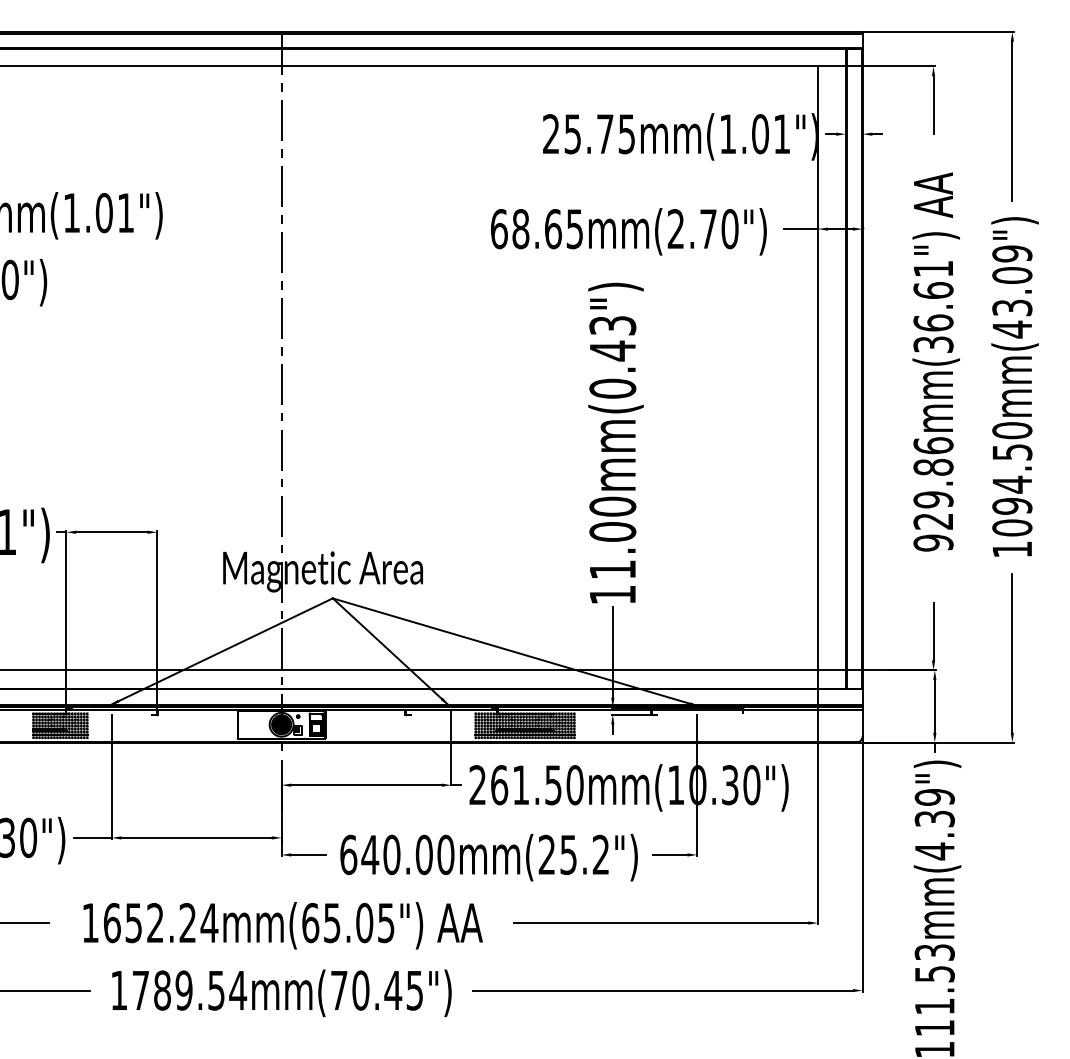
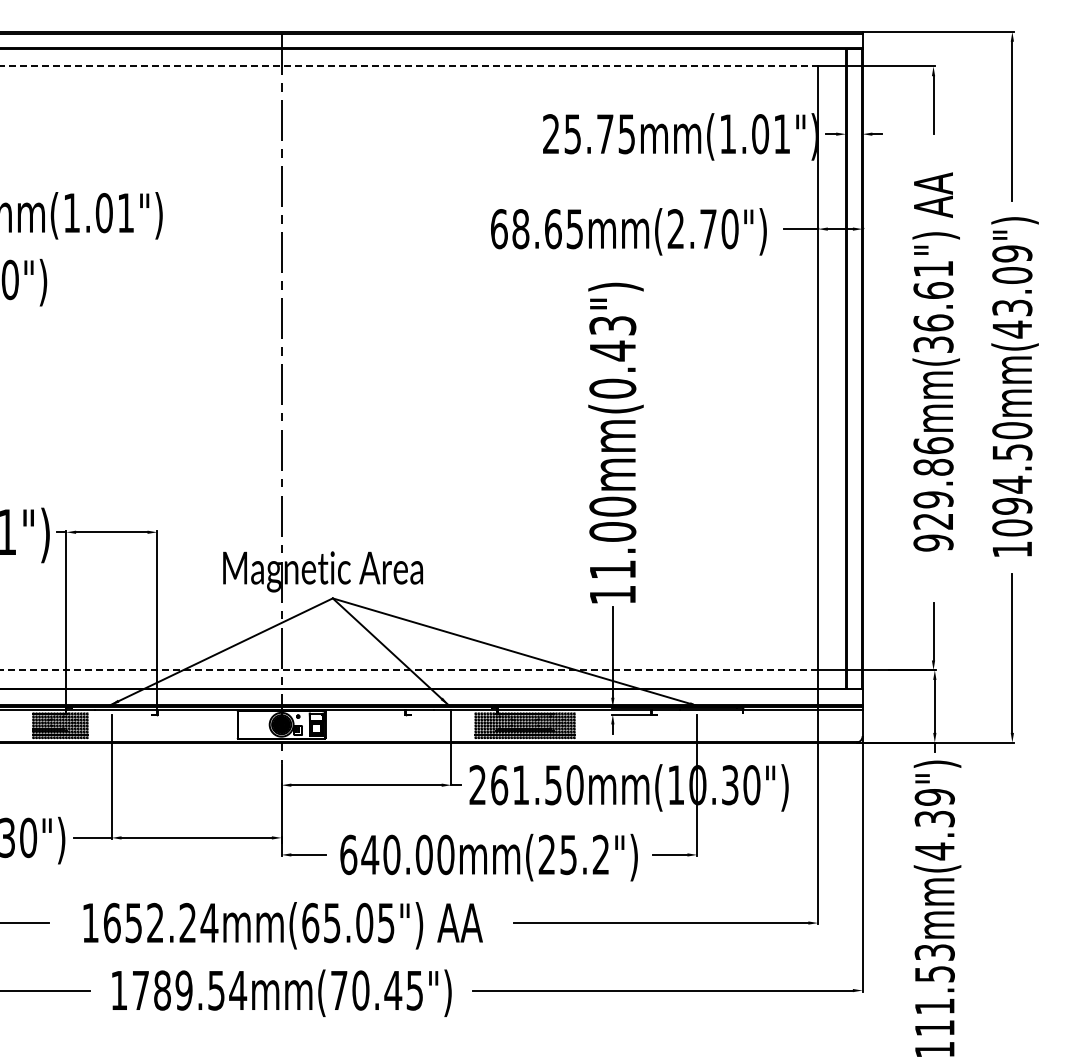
line: solid -> dashed (409, 66)
line: solid -> dashed (409, 670)
